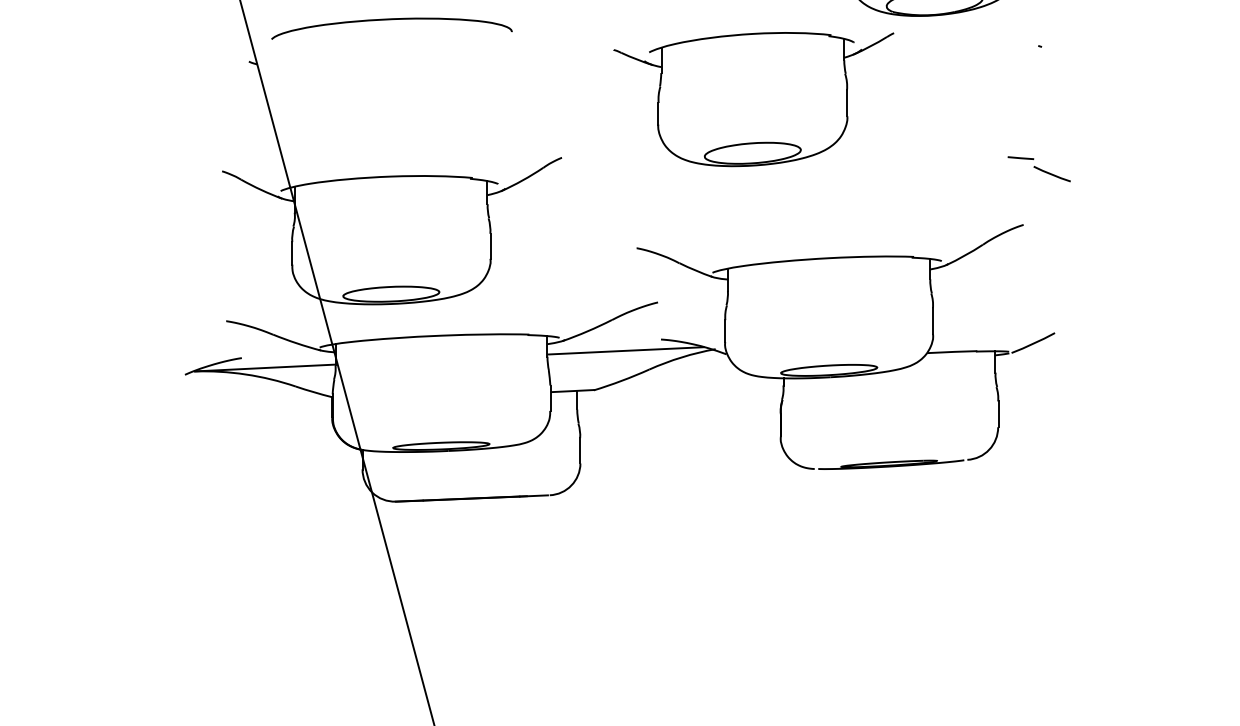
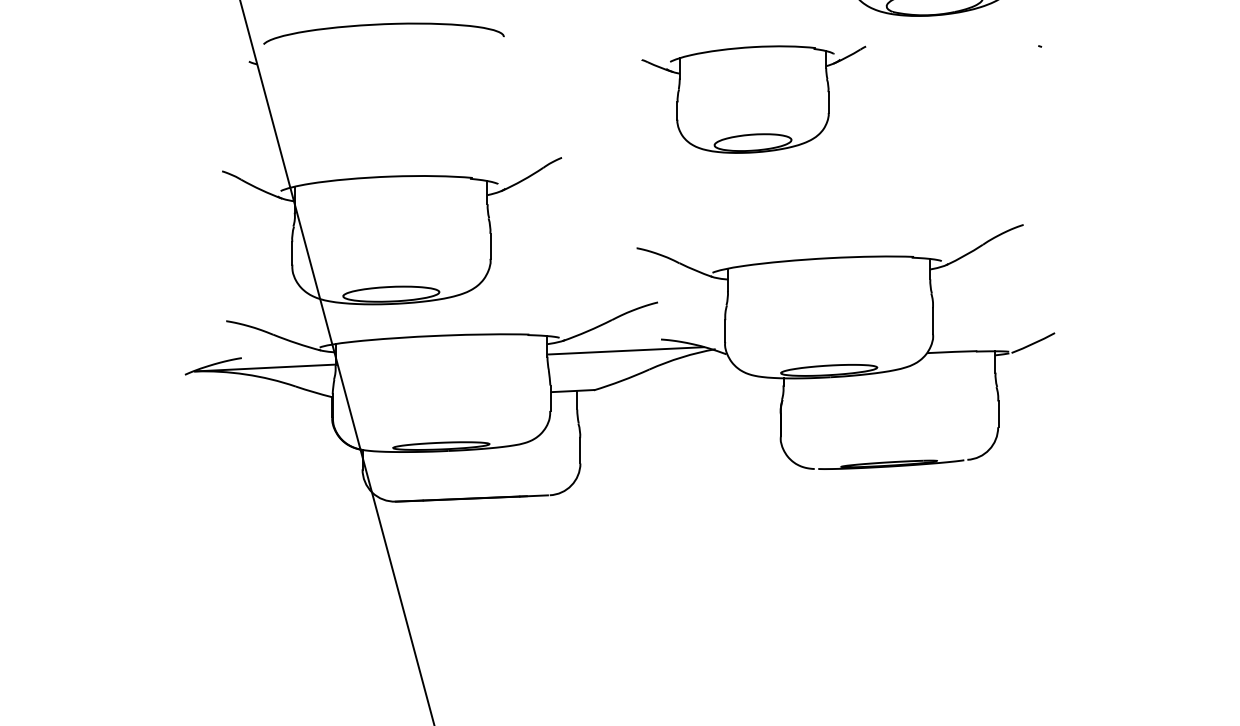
curve position: (391, 20) -> (383, 25) (383, 25)
part size: 282x136 px -> 226x109 px (753, 99)
part: present -> none (1038, 169)
